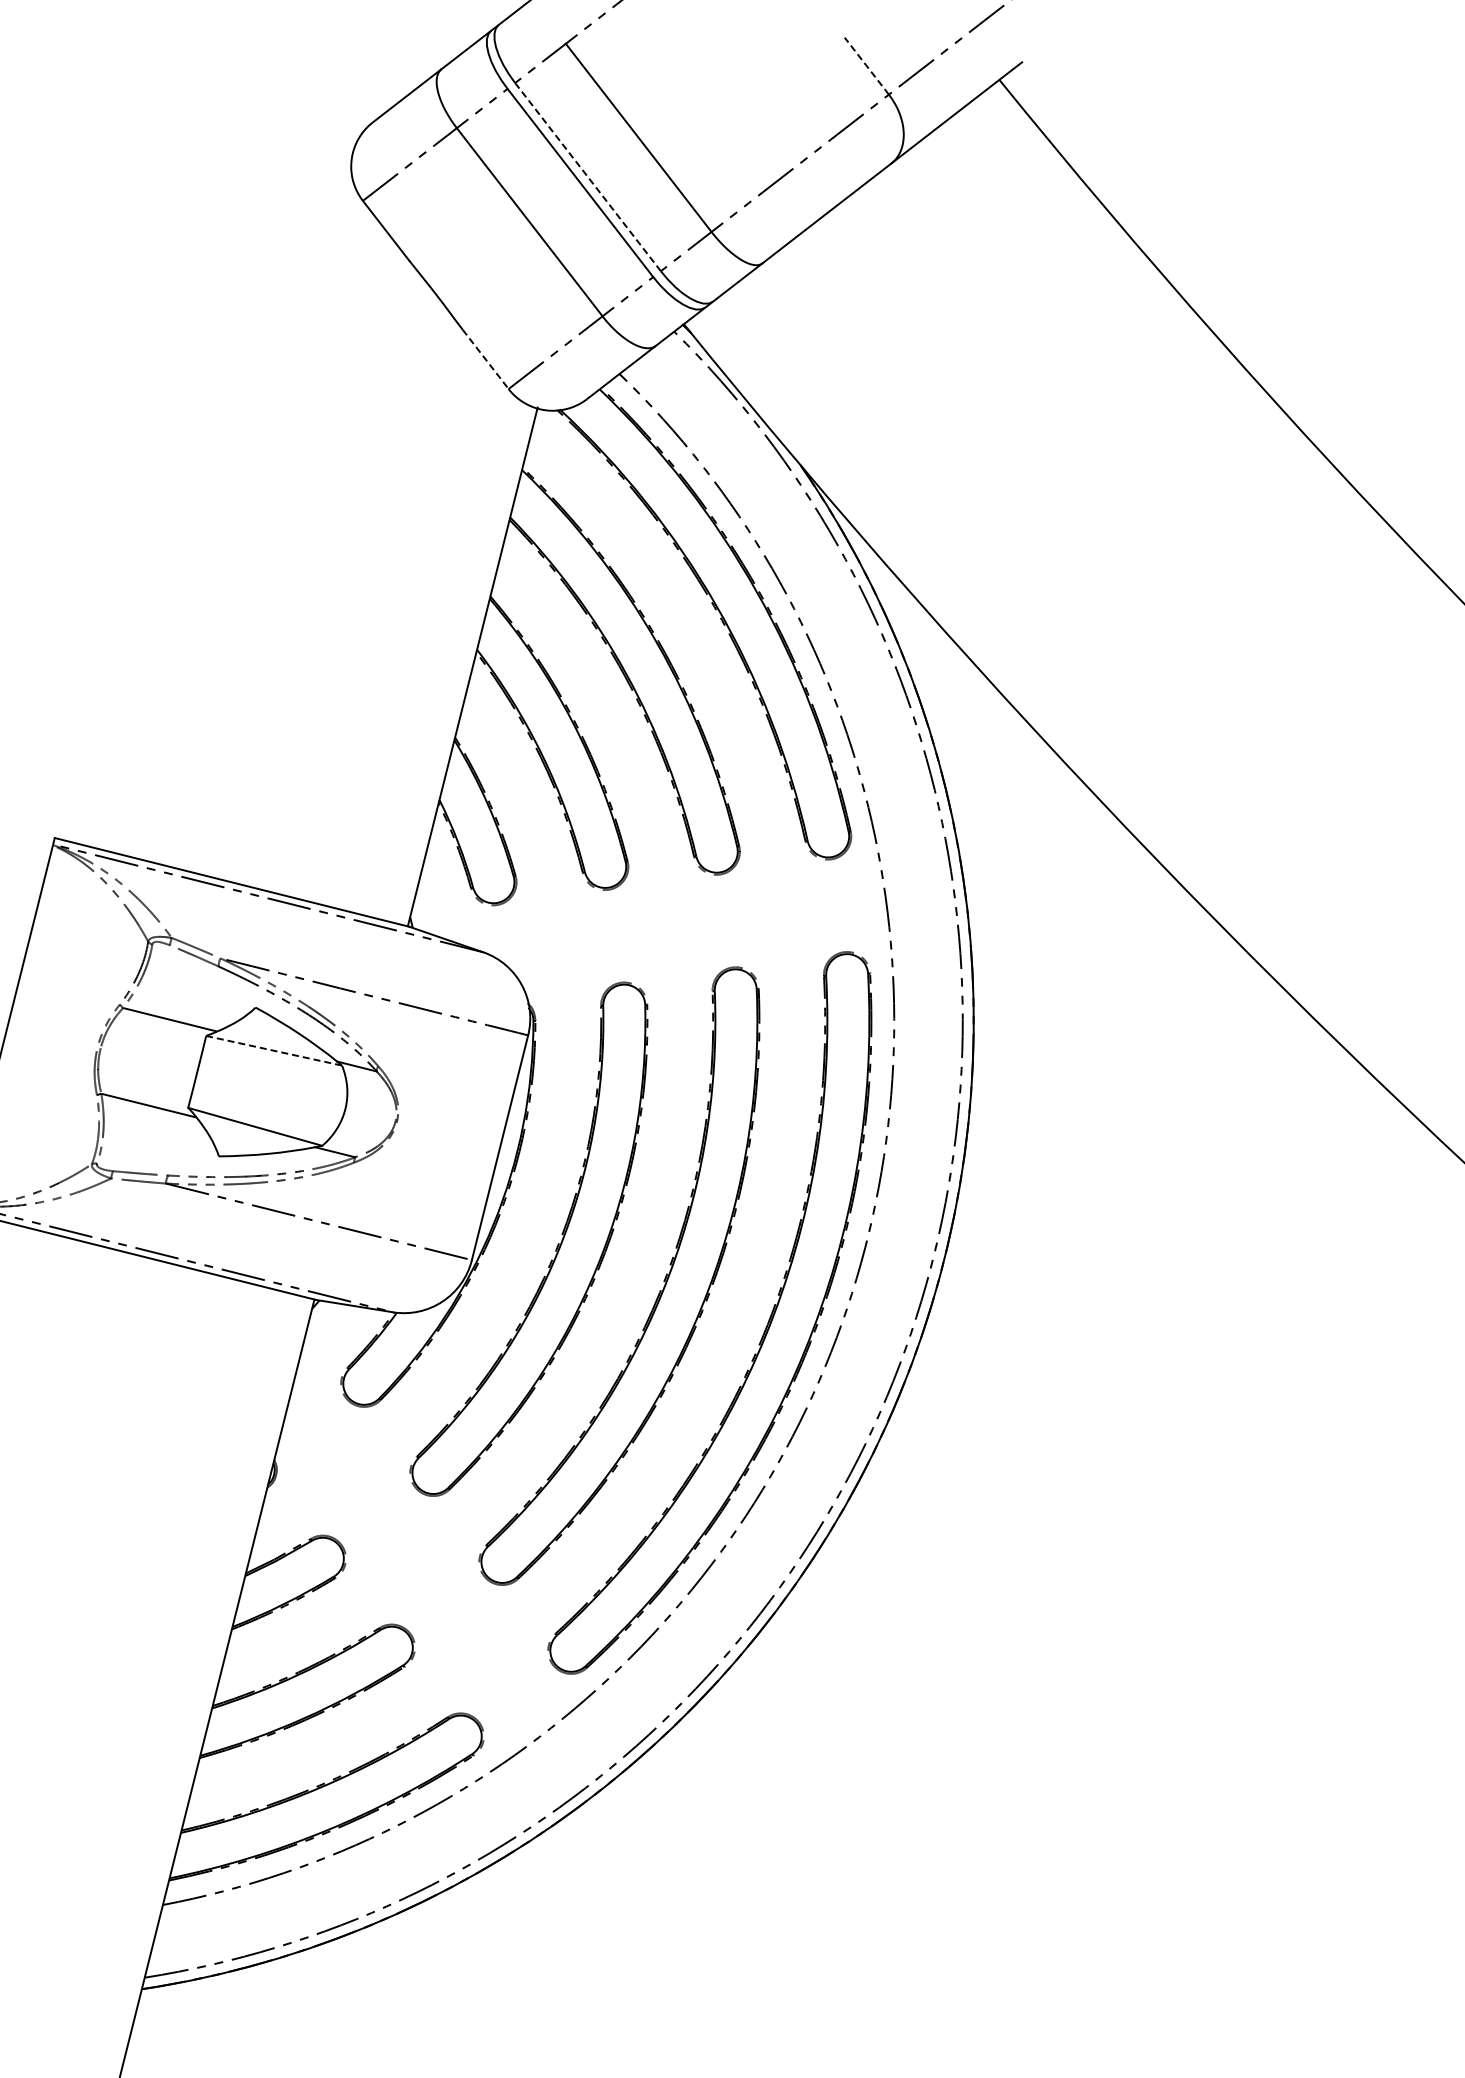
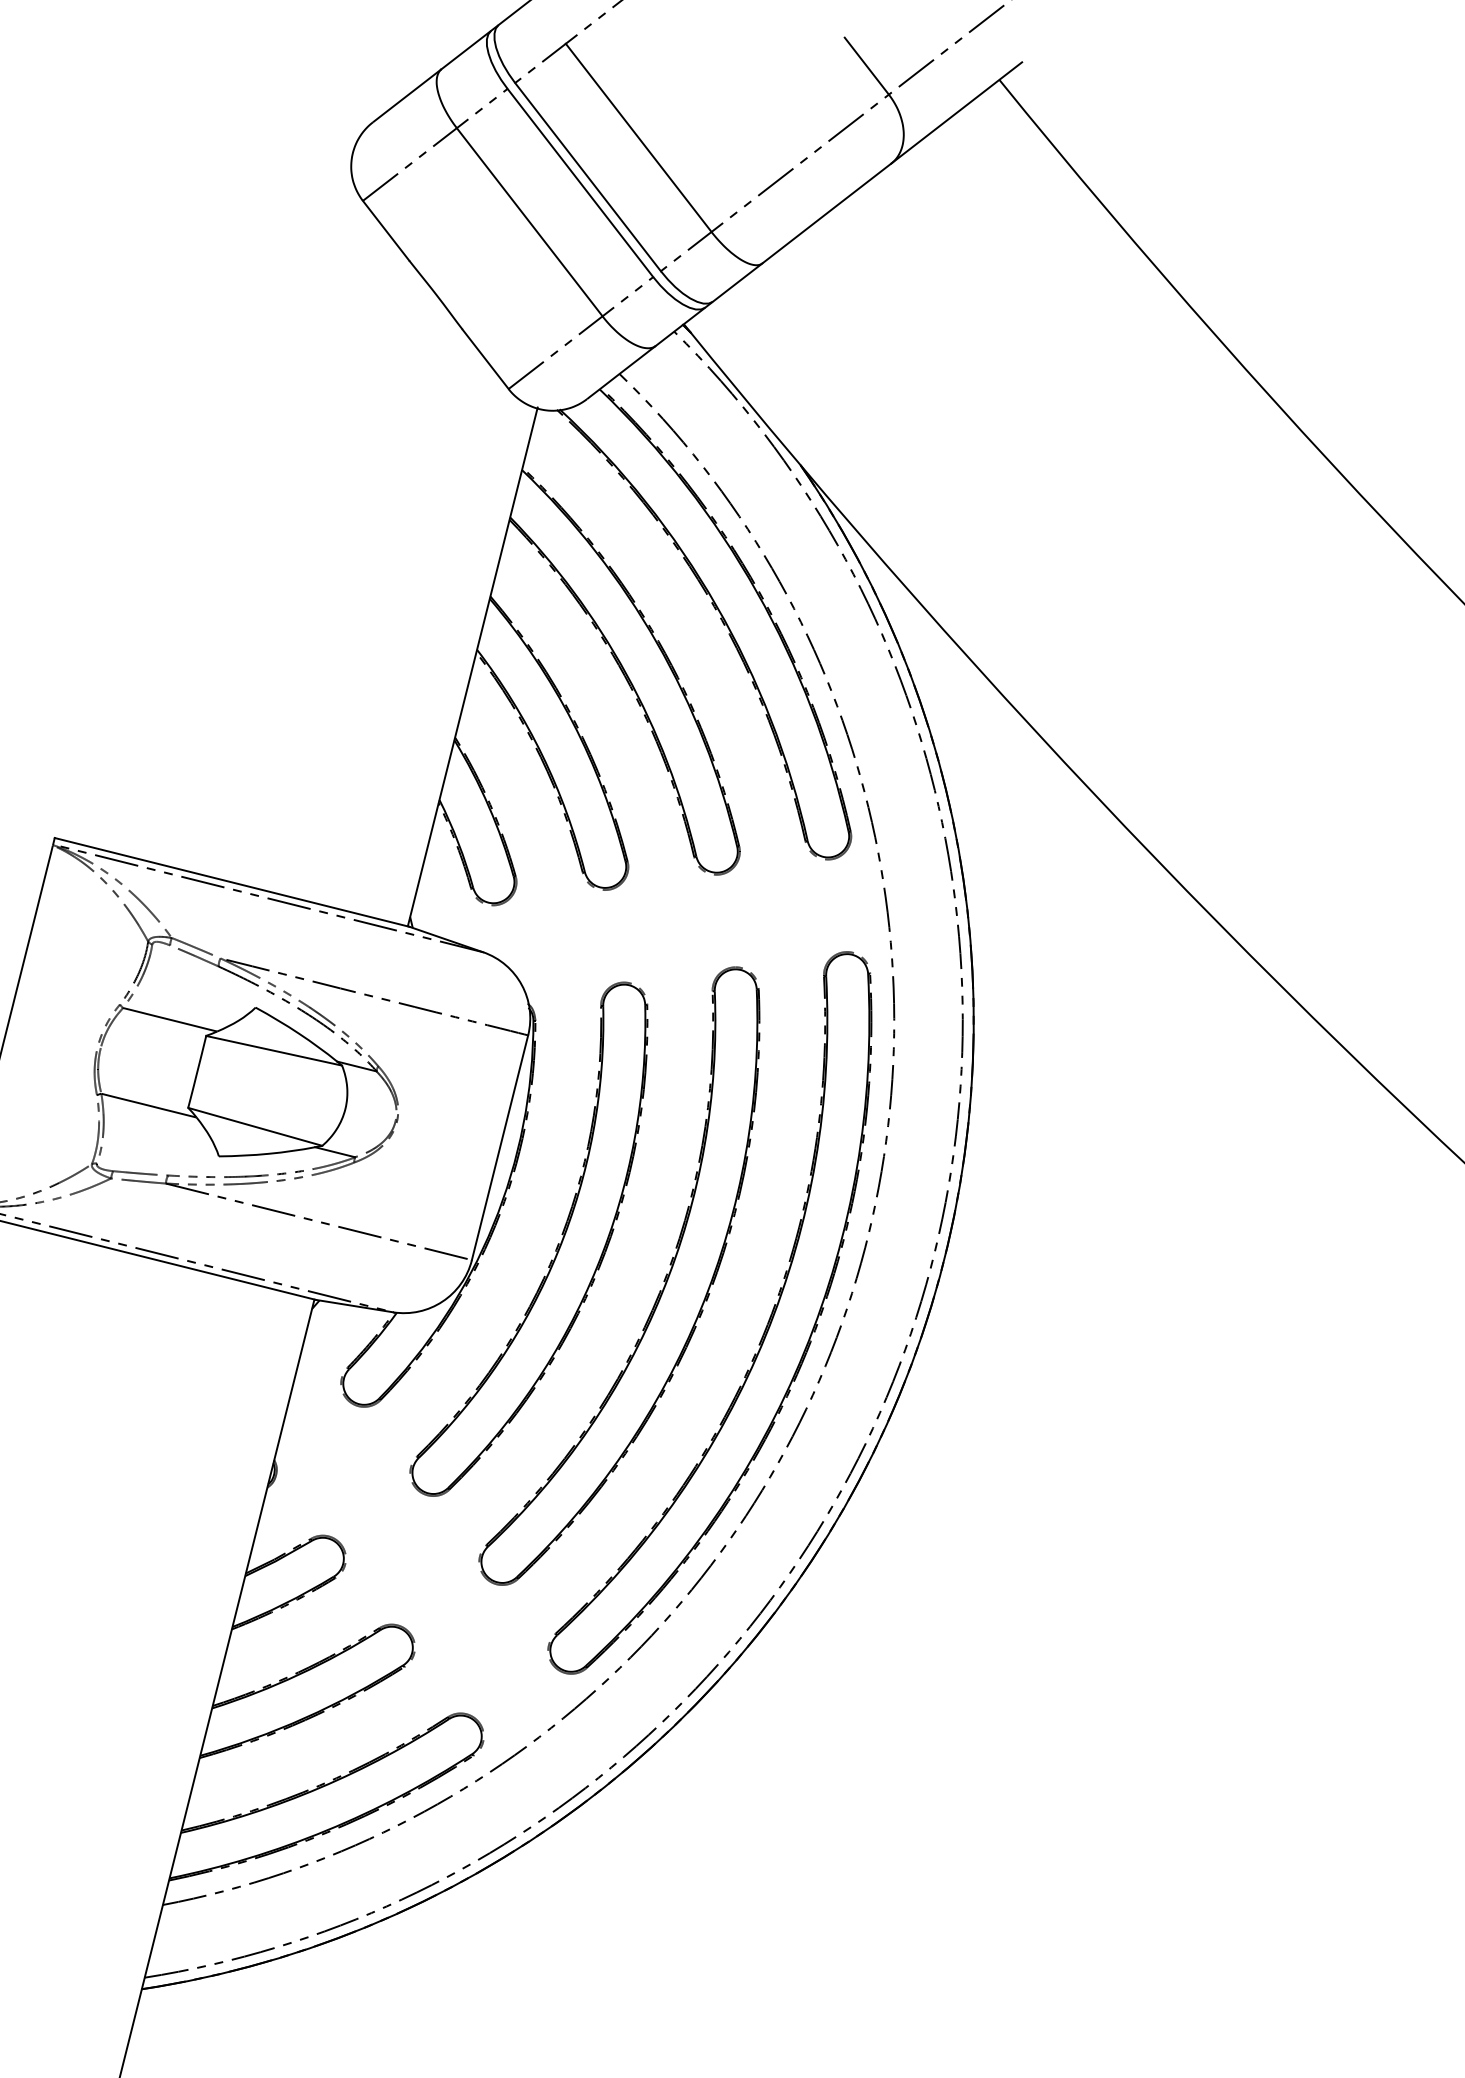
line: dashed -> solid (866, 65)
line: dashed -> solid (587, 176)
line: dashed -> solid (485, 359)
line: dashed -> solid (274, 1050)
